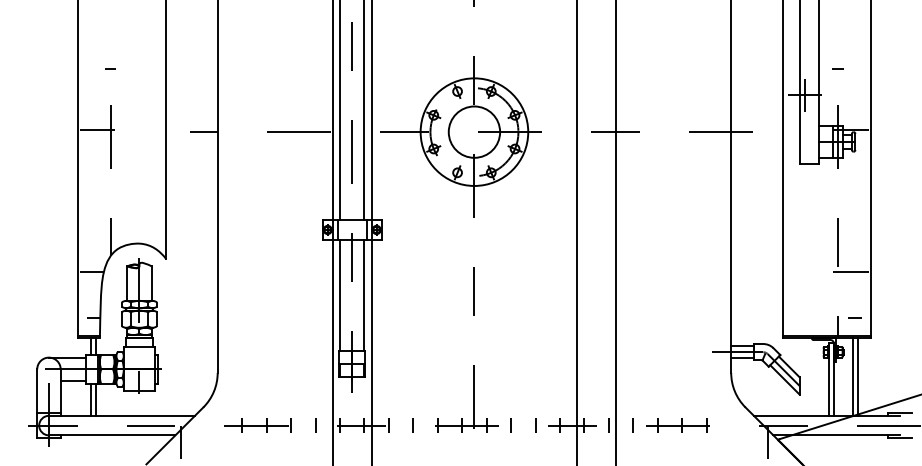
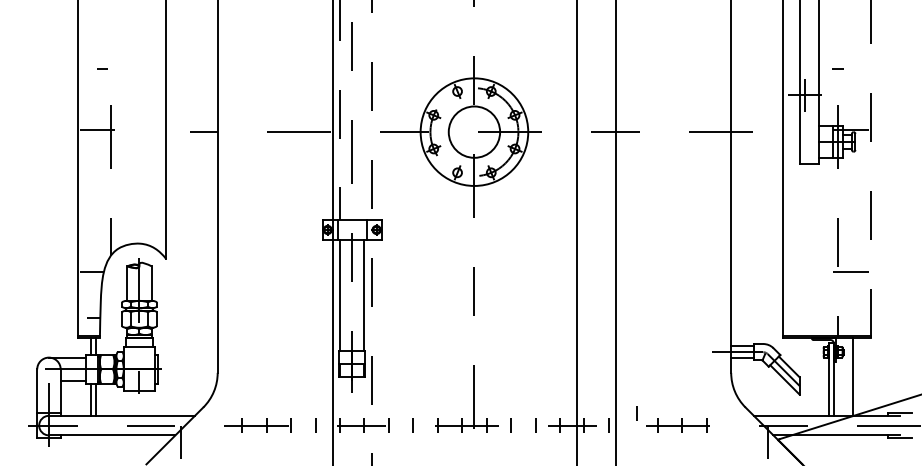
line position: (110, 68) -> (102, 68) (102, 68)
line: solid -> dashed (340, 110)
line: present -> none (363, 111)
line: solid -> dashed (870, 168)
line: solid -> dashed (371, 232)
line: present -> none (854, 317)
line: present -> none (857, 376)
line position: (632, 425) -> (636, 413) (636, 413)
